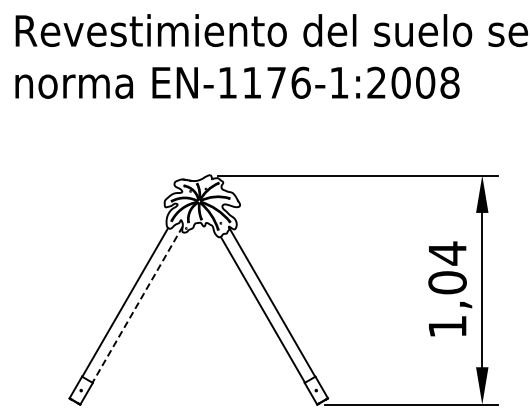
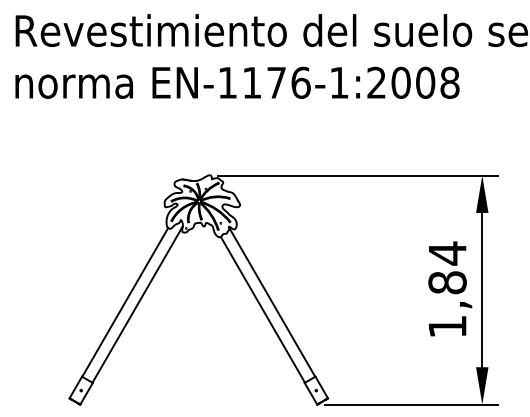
text: 1,04 -> 1,84 (447, 282)
line: dashed -> solid (137, 305)
